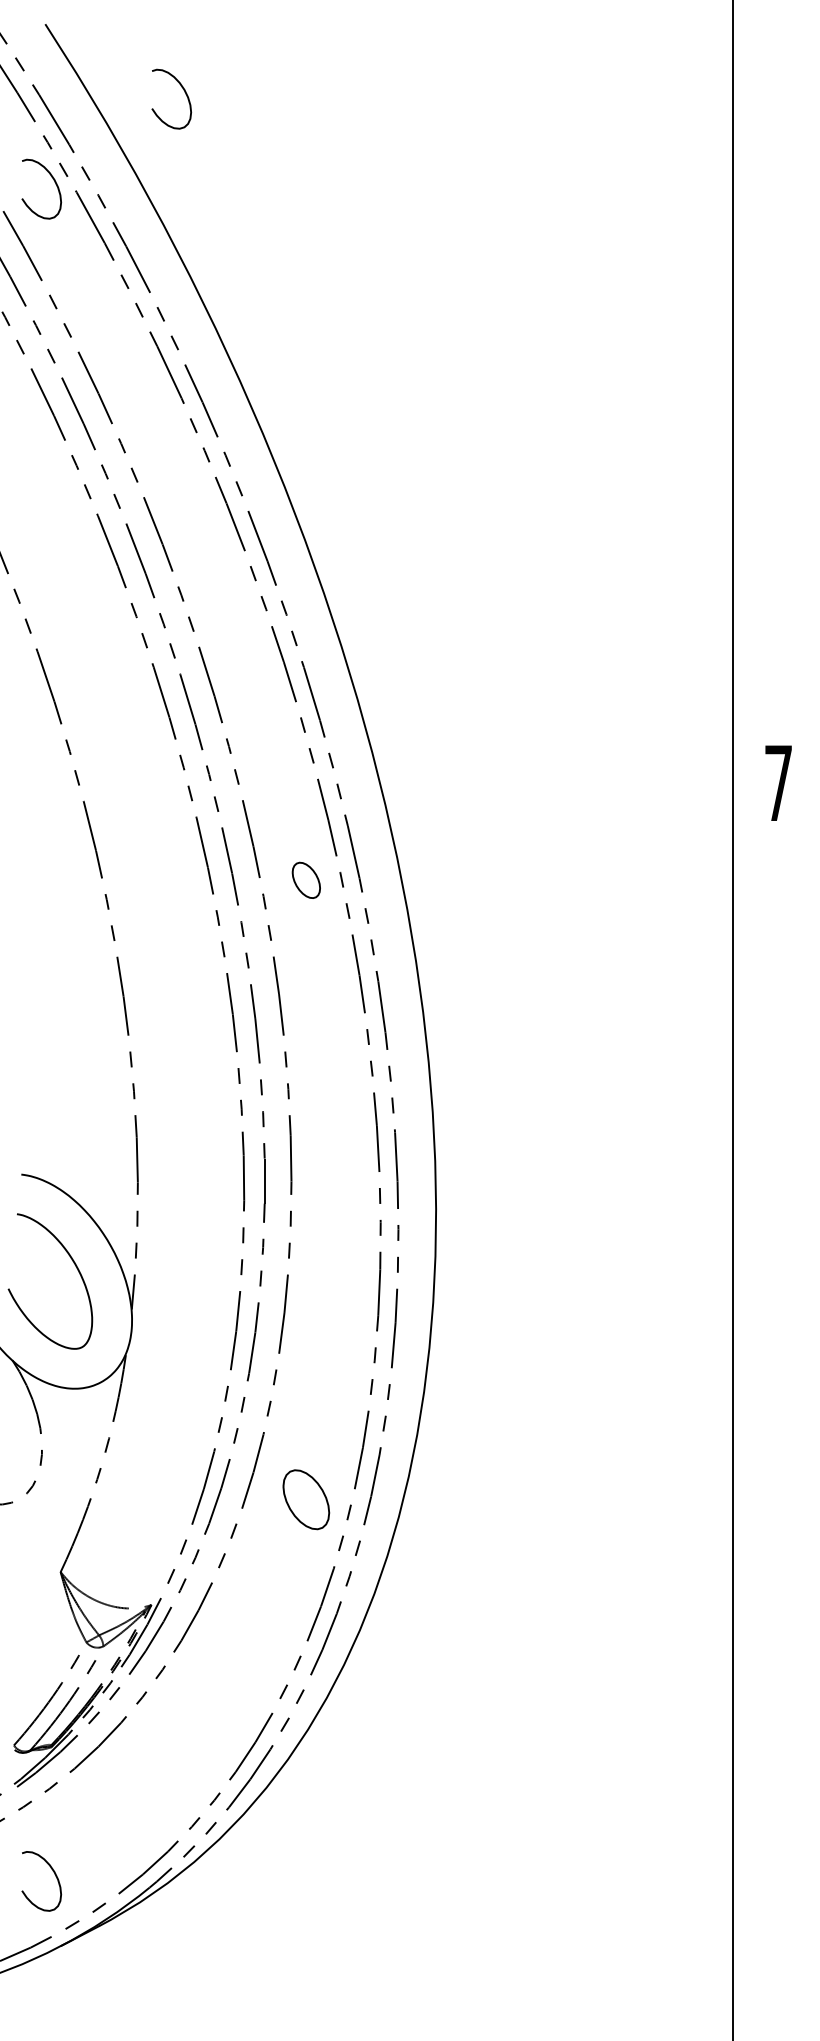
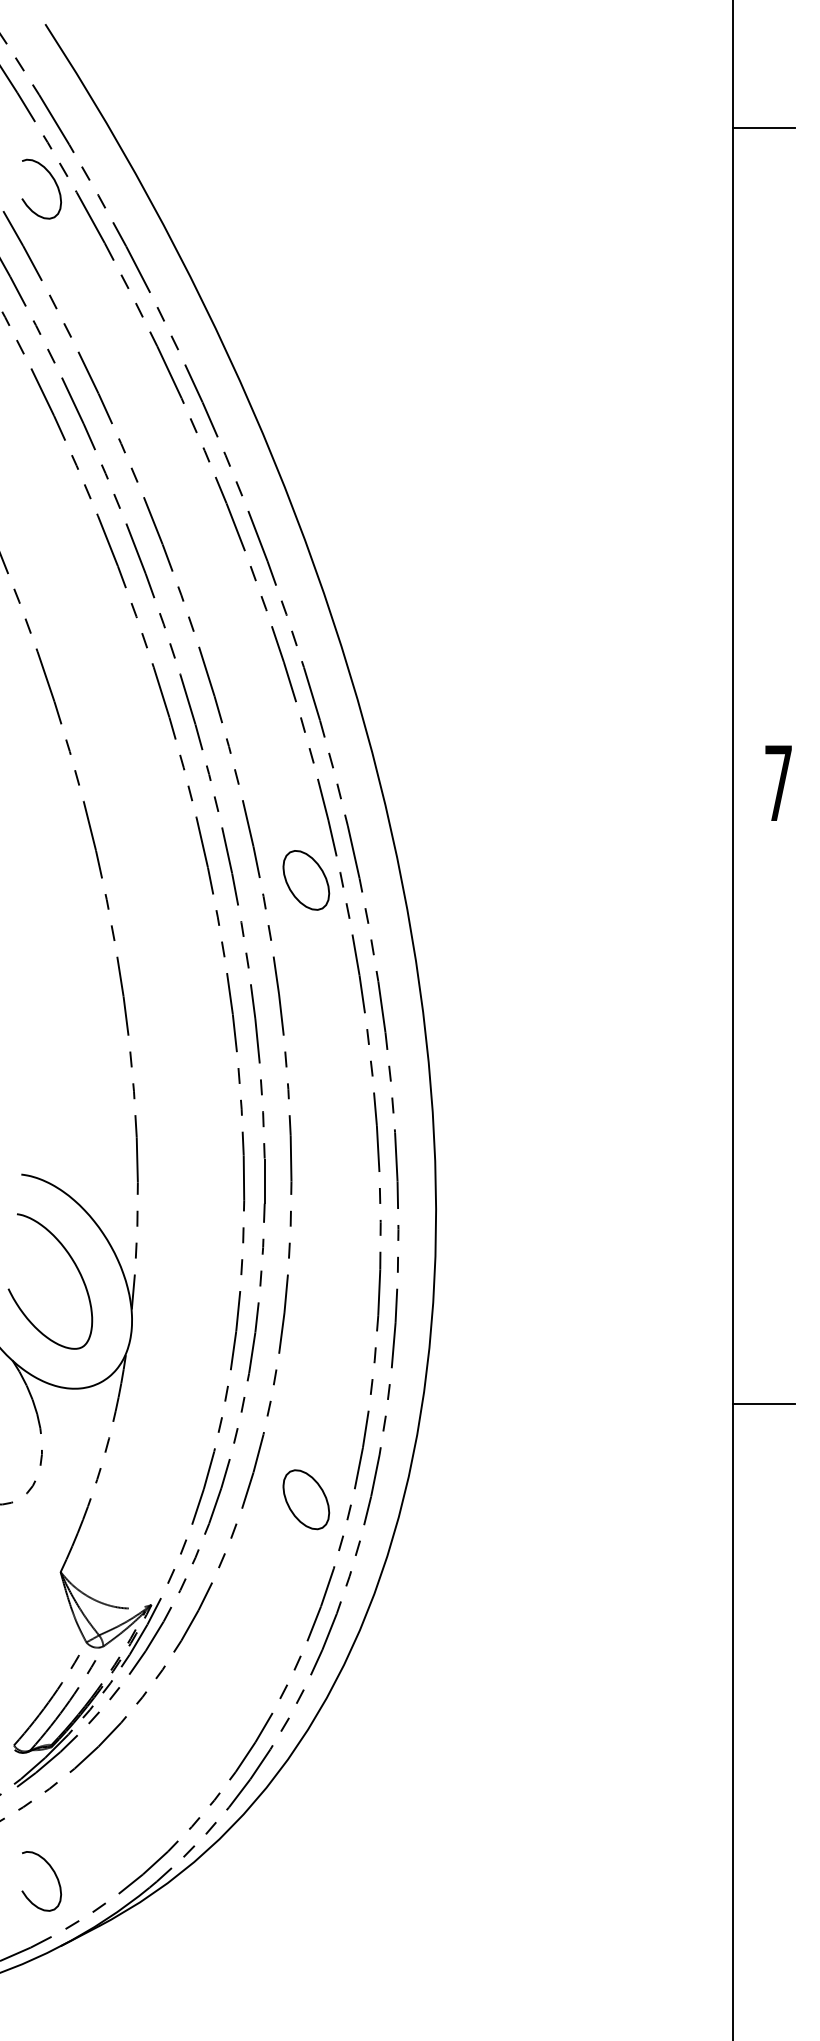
curve: present -> none (184, 92)
line: none -> present (763, 128)
part size: 30x38 px -> 49x61 px (306, 880)
line: none -> present (763, 1404)
